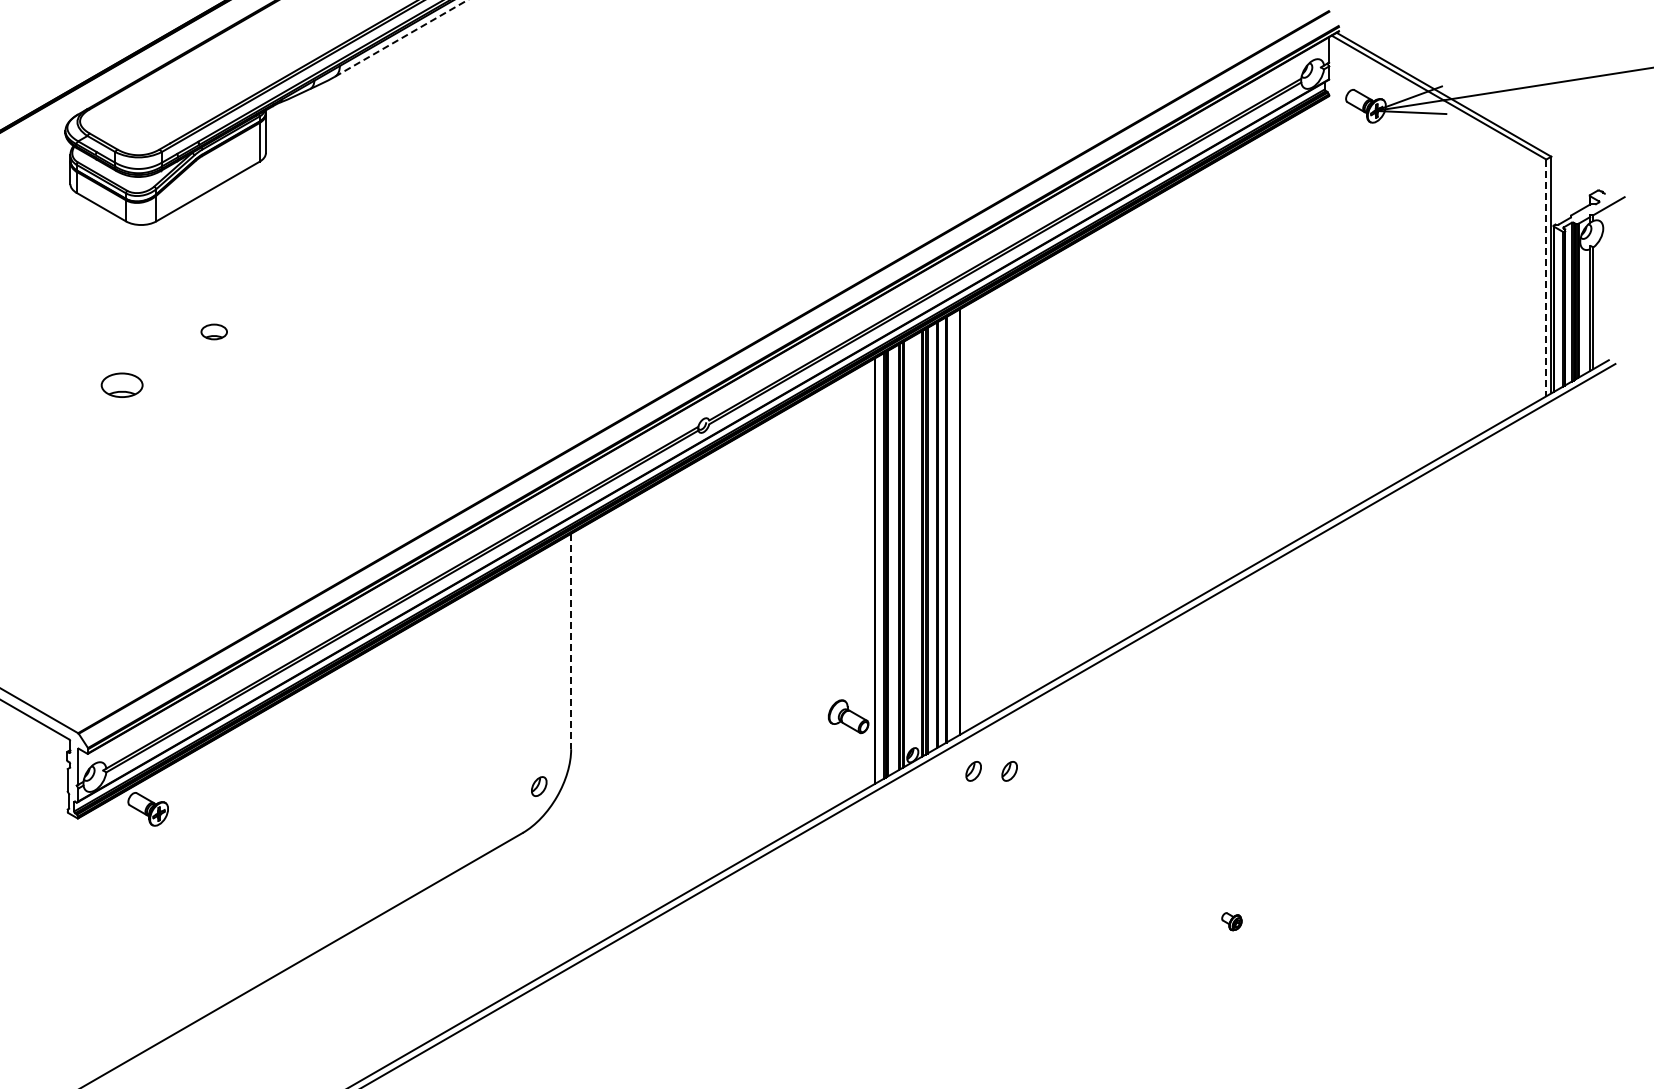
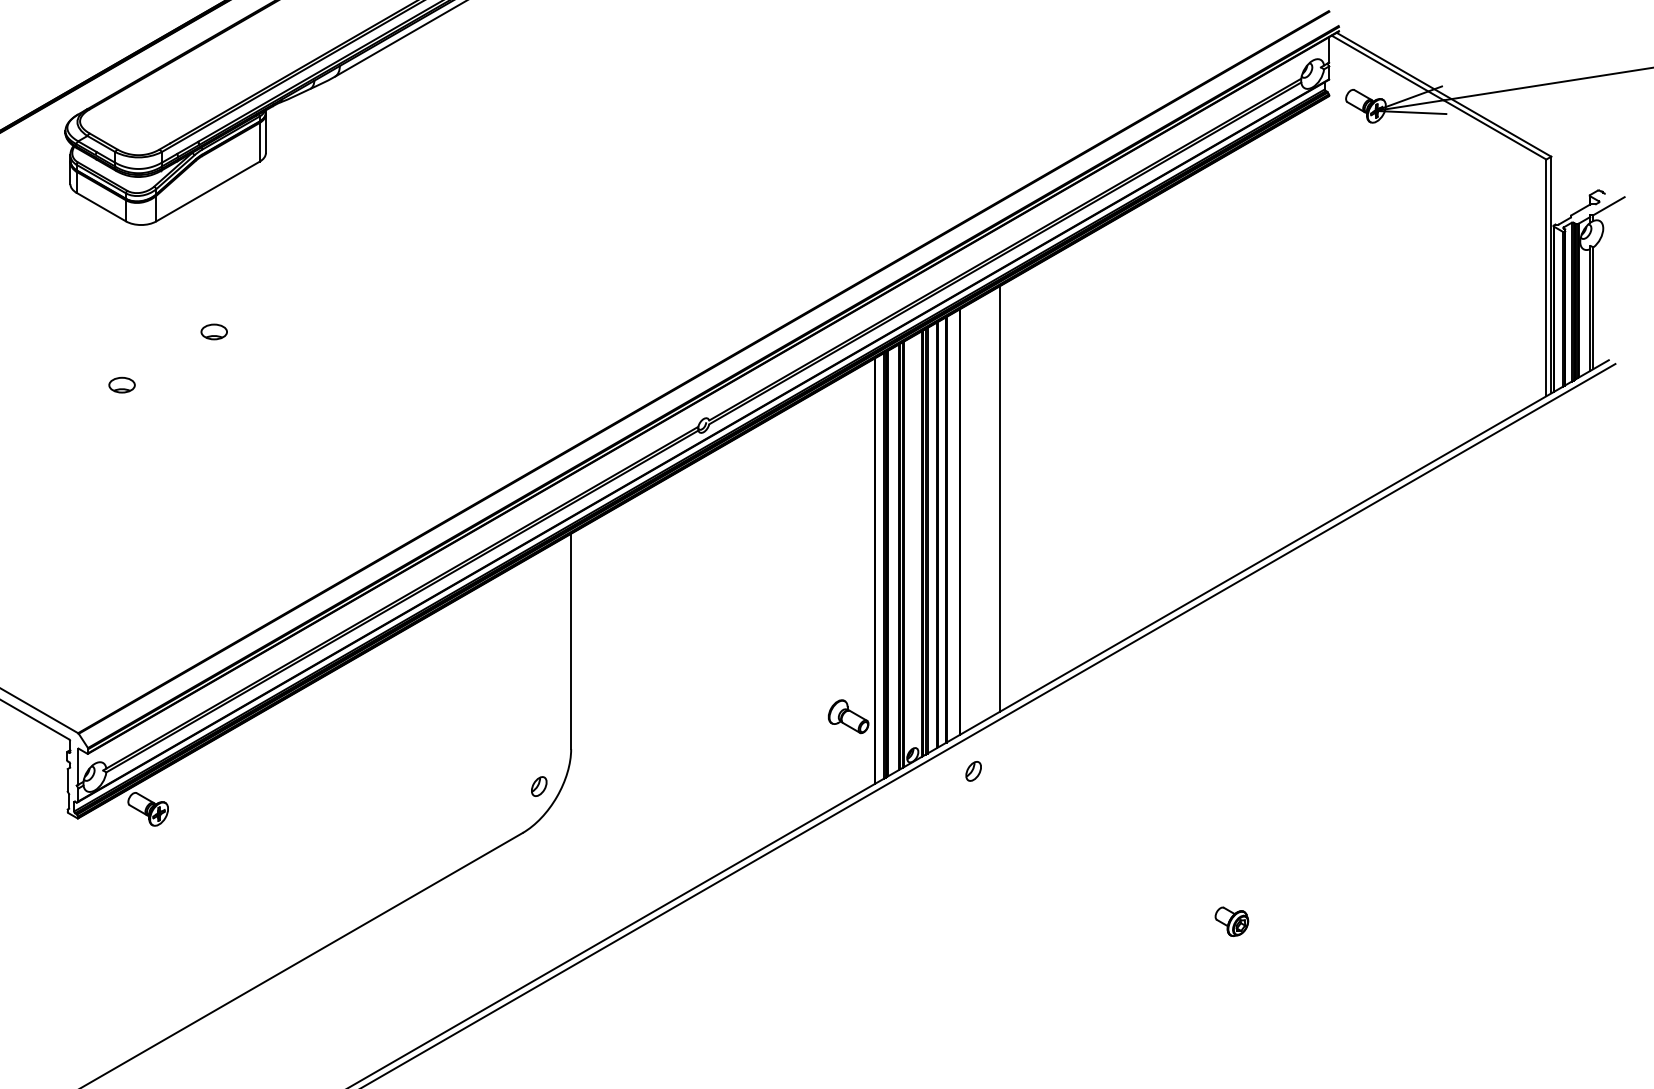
line: dashed -> solid (401, 38)
line: dashed -> solid (1546, 278)
part size: 44x26 px -> 28x18 px (121, 384)
line: none -> present (1000, 498)
line: dashed -> solid (571, 641)
part: present -> none (1009, 771)
part size: 22x20 px -> 36x31 px (1231, 921)
